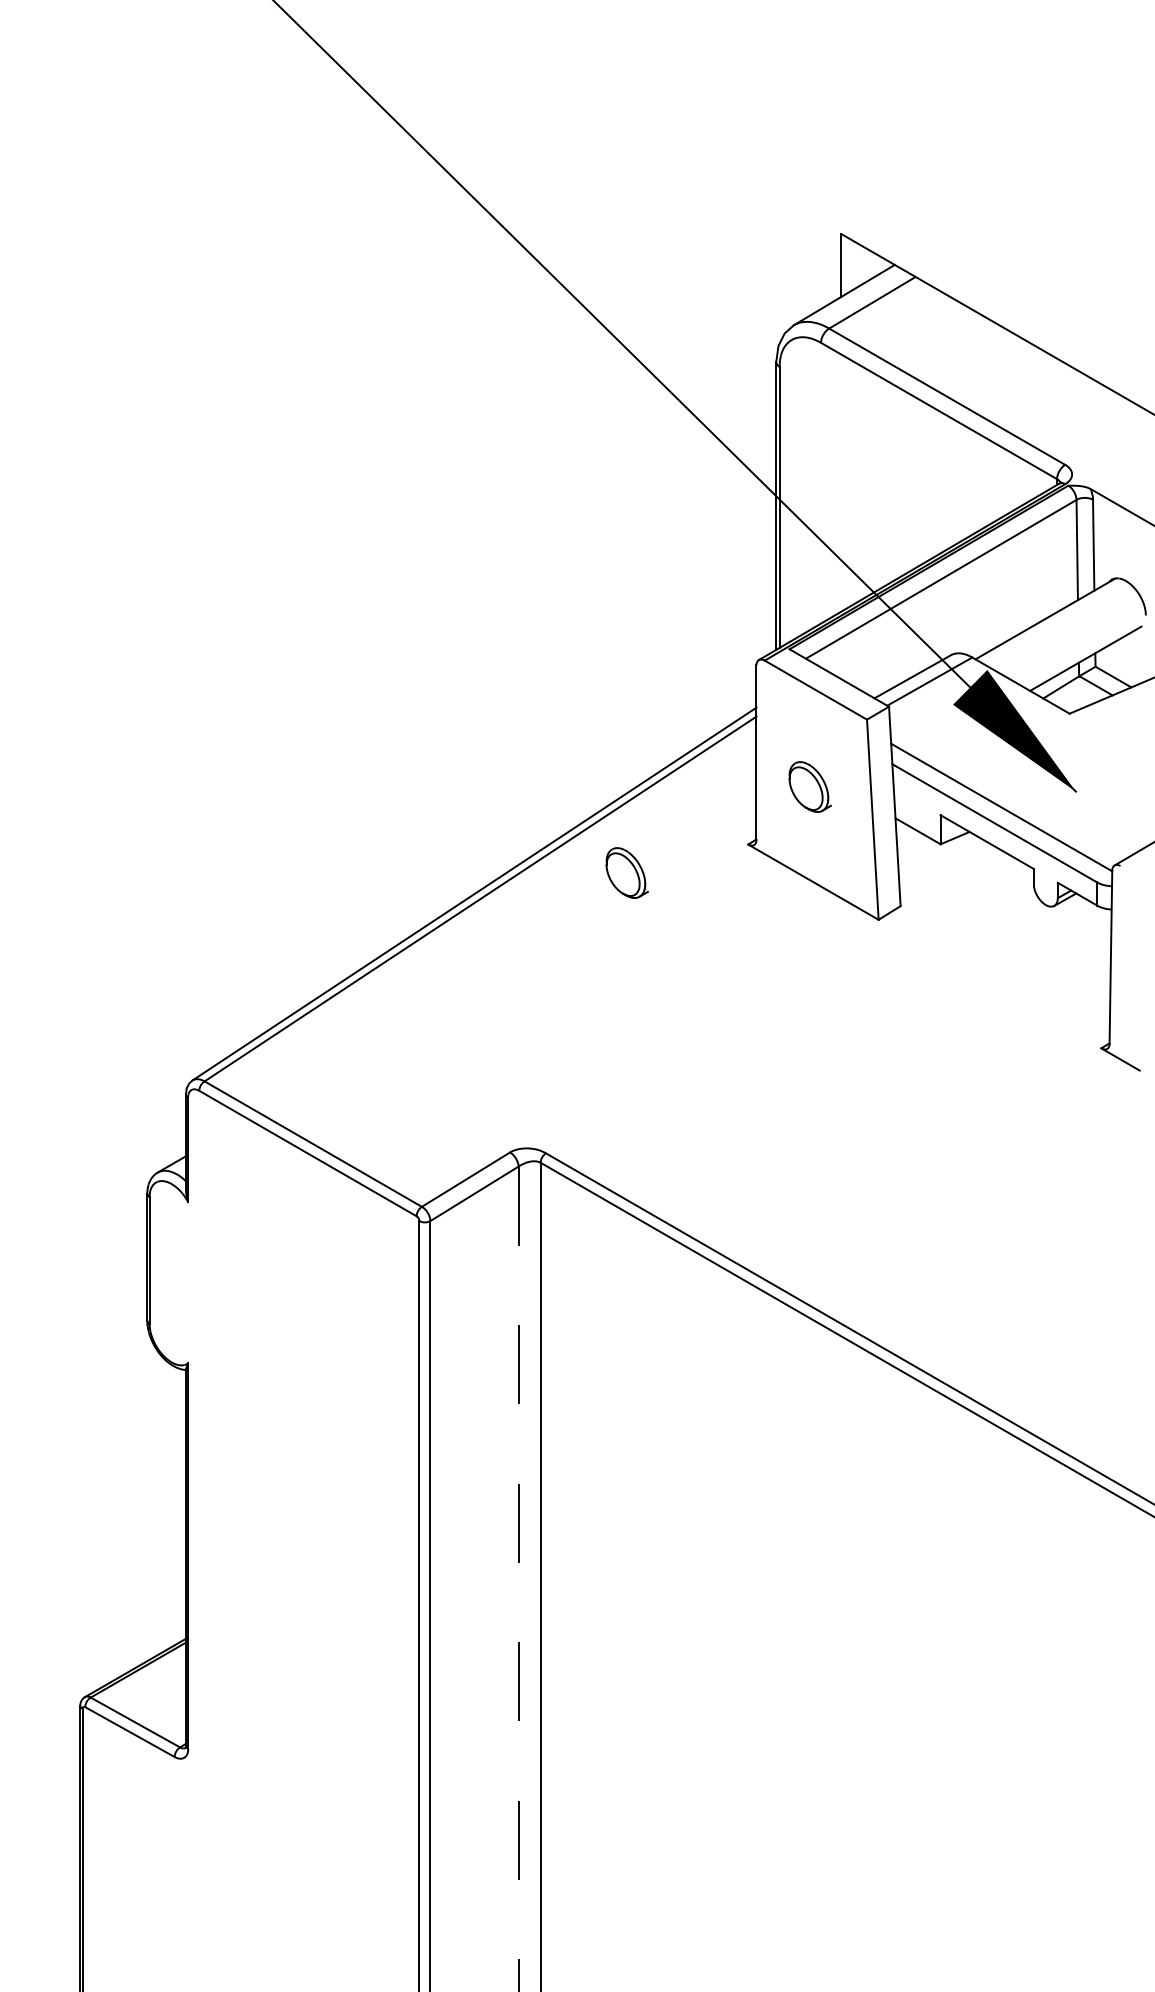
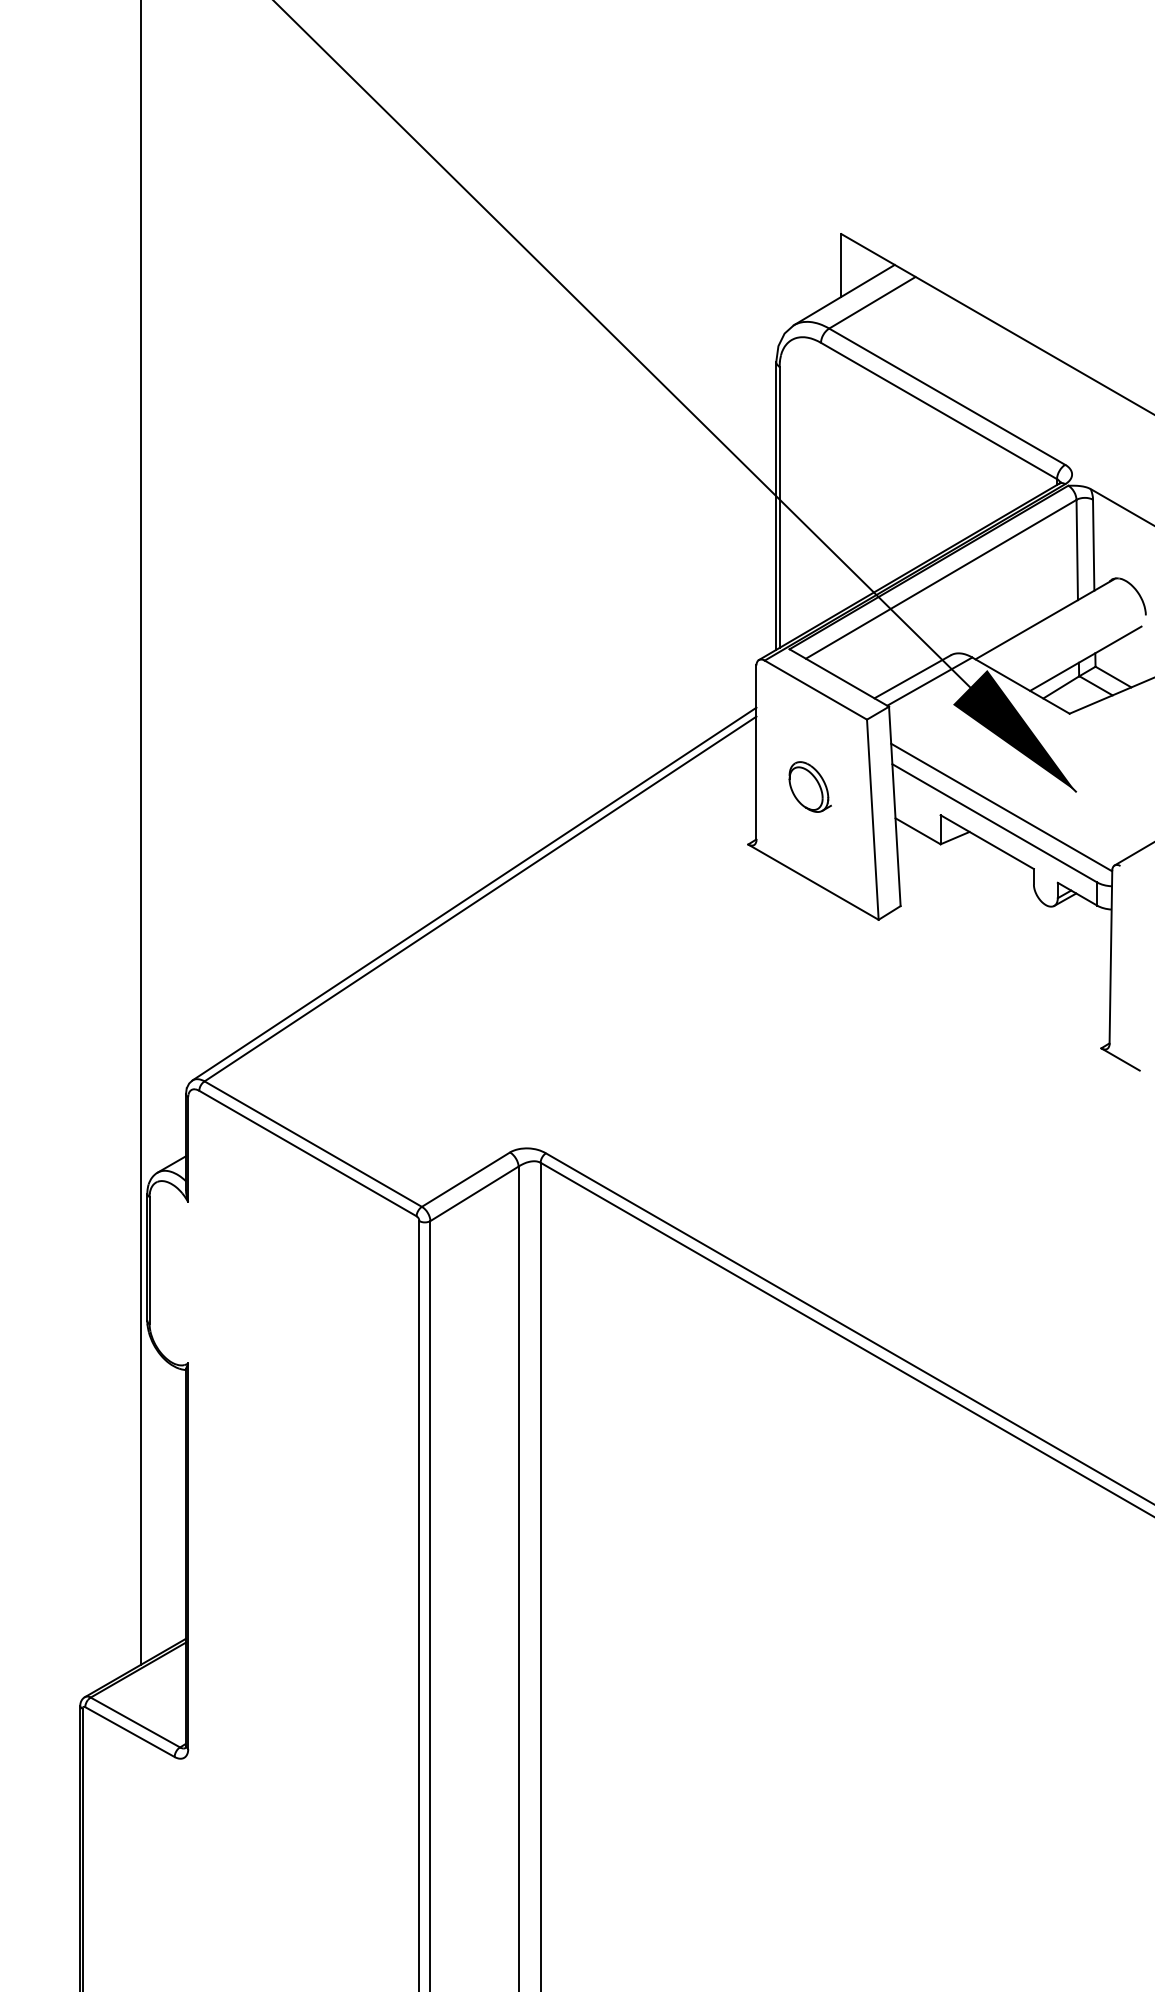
line: none -> present (140, 833)
part: present -> none (626, 872)
line: dashed -> solid (518, 1579)
